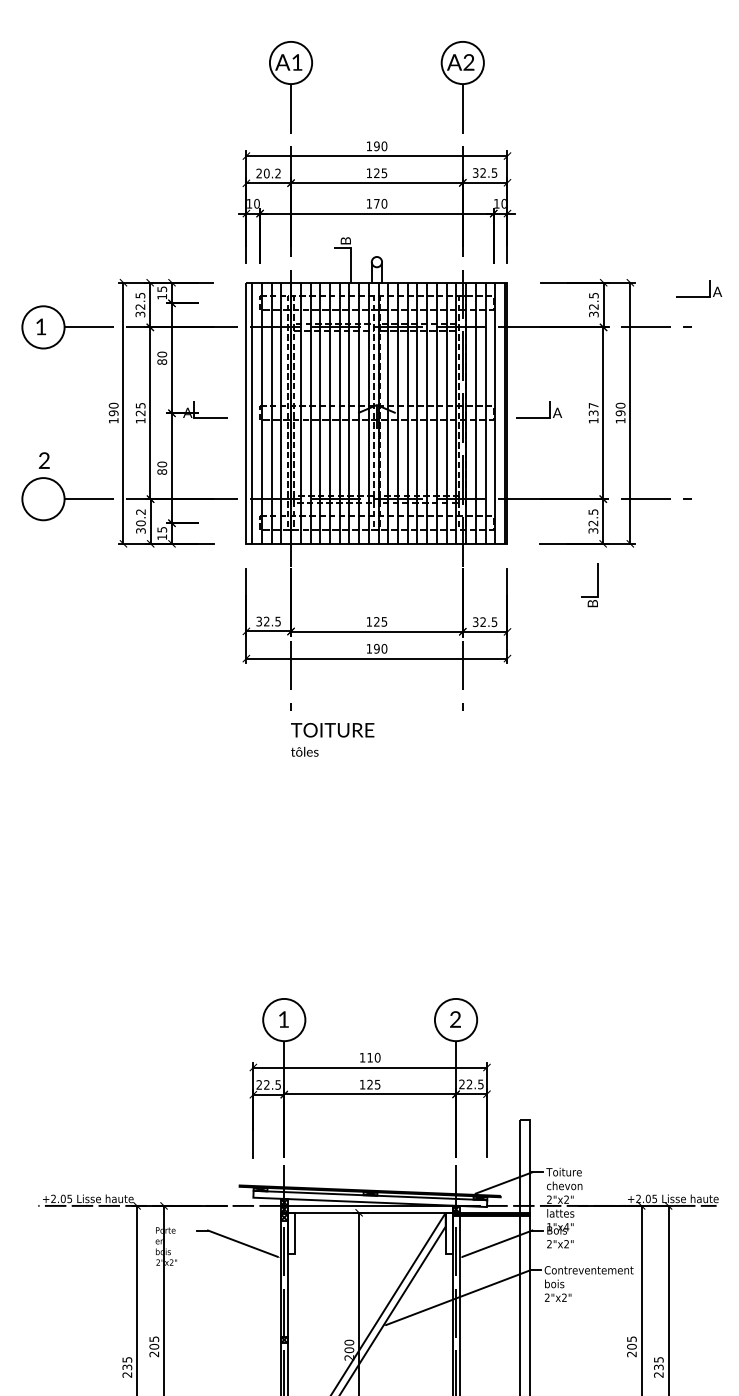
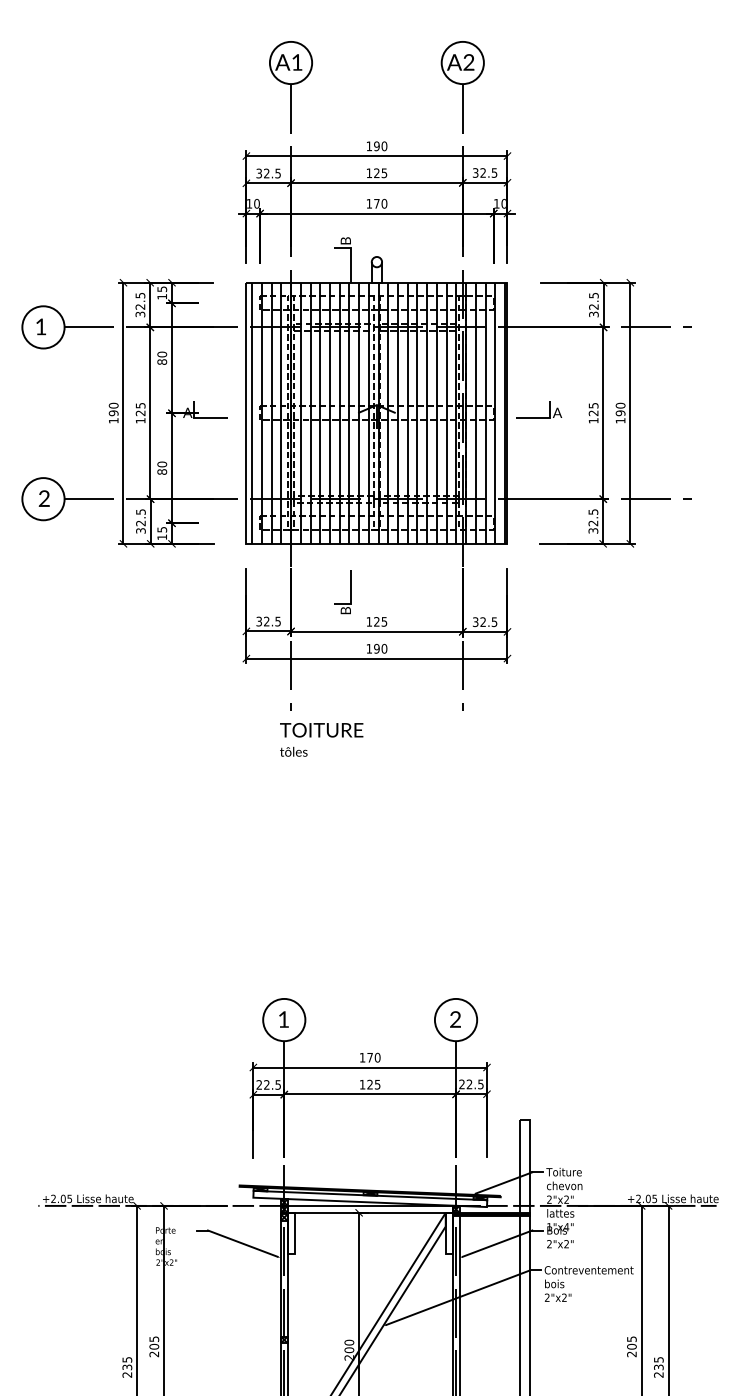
text: 20.2 -> 32.5 (268, 173)
part: present -> none (699, 296)
text: 137 -> 125 (593, 409)
text position: (43, 460) -> (43, 498) (43, 498)
text: 30.2 -> 32.5 (140, 517)
part position: (597, 585) -> (350, 592) (350, 592)
text position: (332, 739) -> (321, 739) (321, 739)
text: 110 -> 170 (369, 1057)
